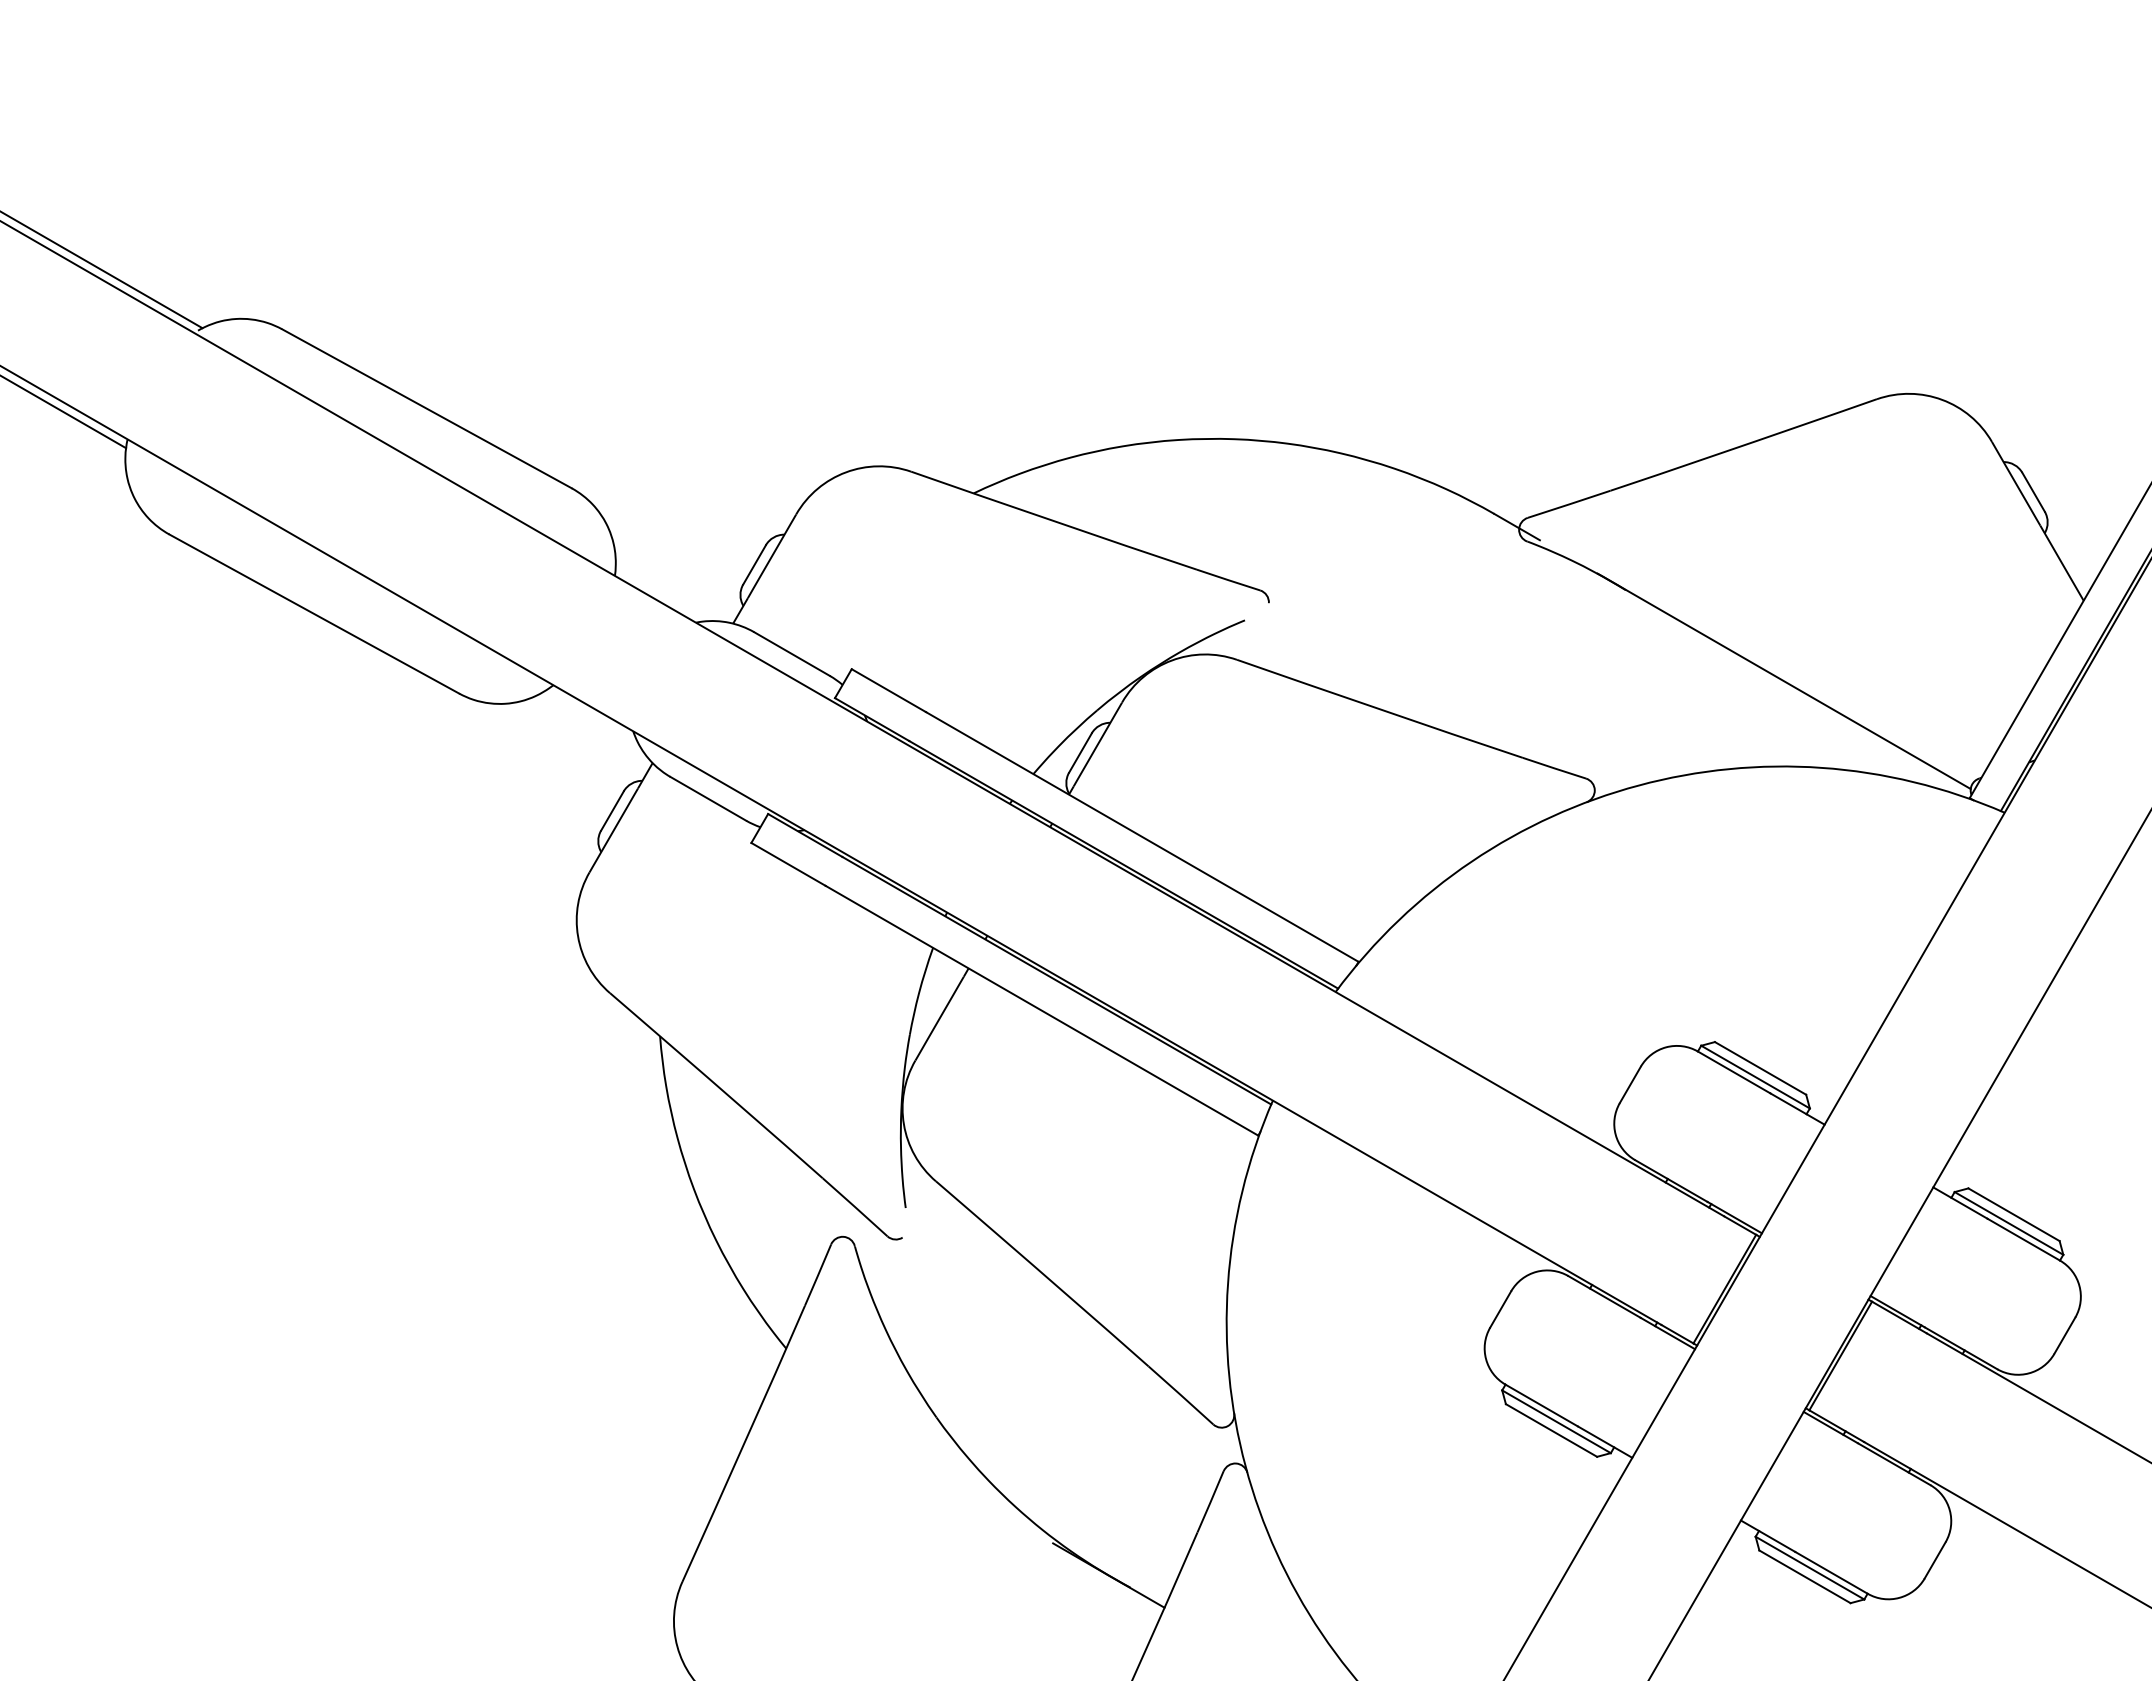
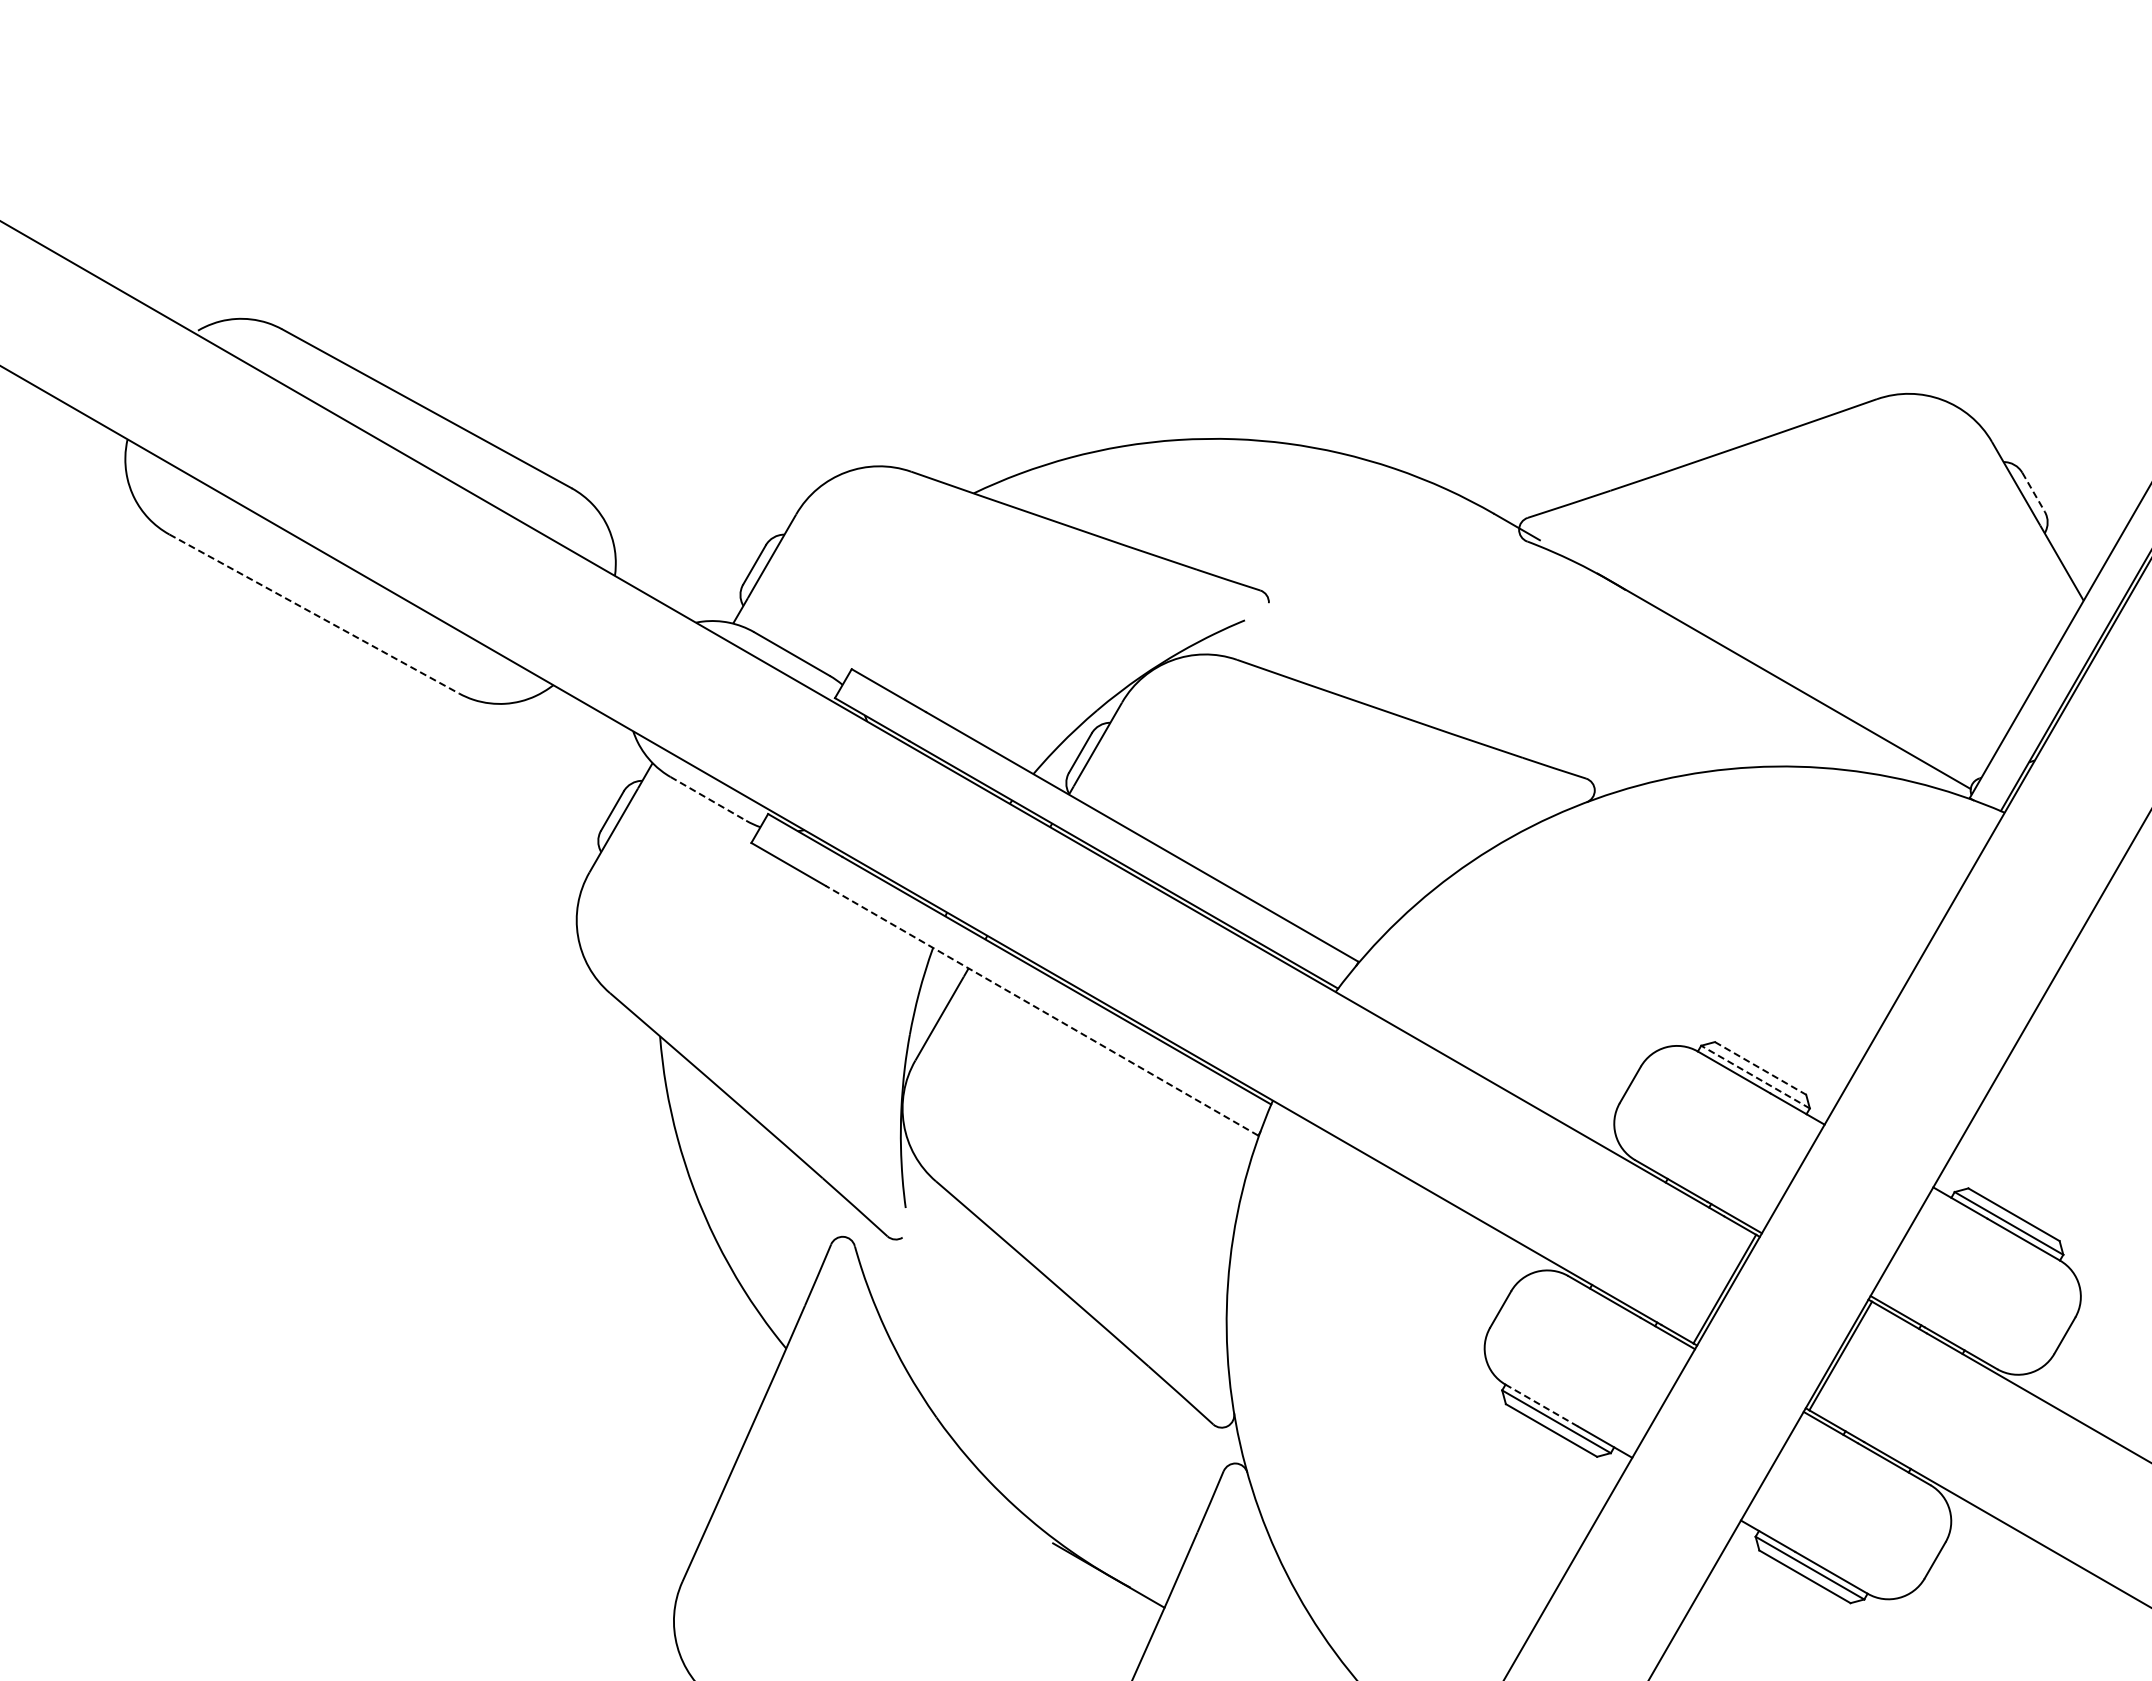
line: present -> none (102, 270)
line: present -> none (64, 412)
line: solid -> dashed (2033, 492)
line: solid -> dashed (314, 614)
line: solid -> dashed (708, 798)
line: solid -> dashed (1041, 1010)
line: solid -> dashed (1760, 1068)
line: solid -> dashed (1755, 1077)
line: solid -> dashed (1541, 1405)
